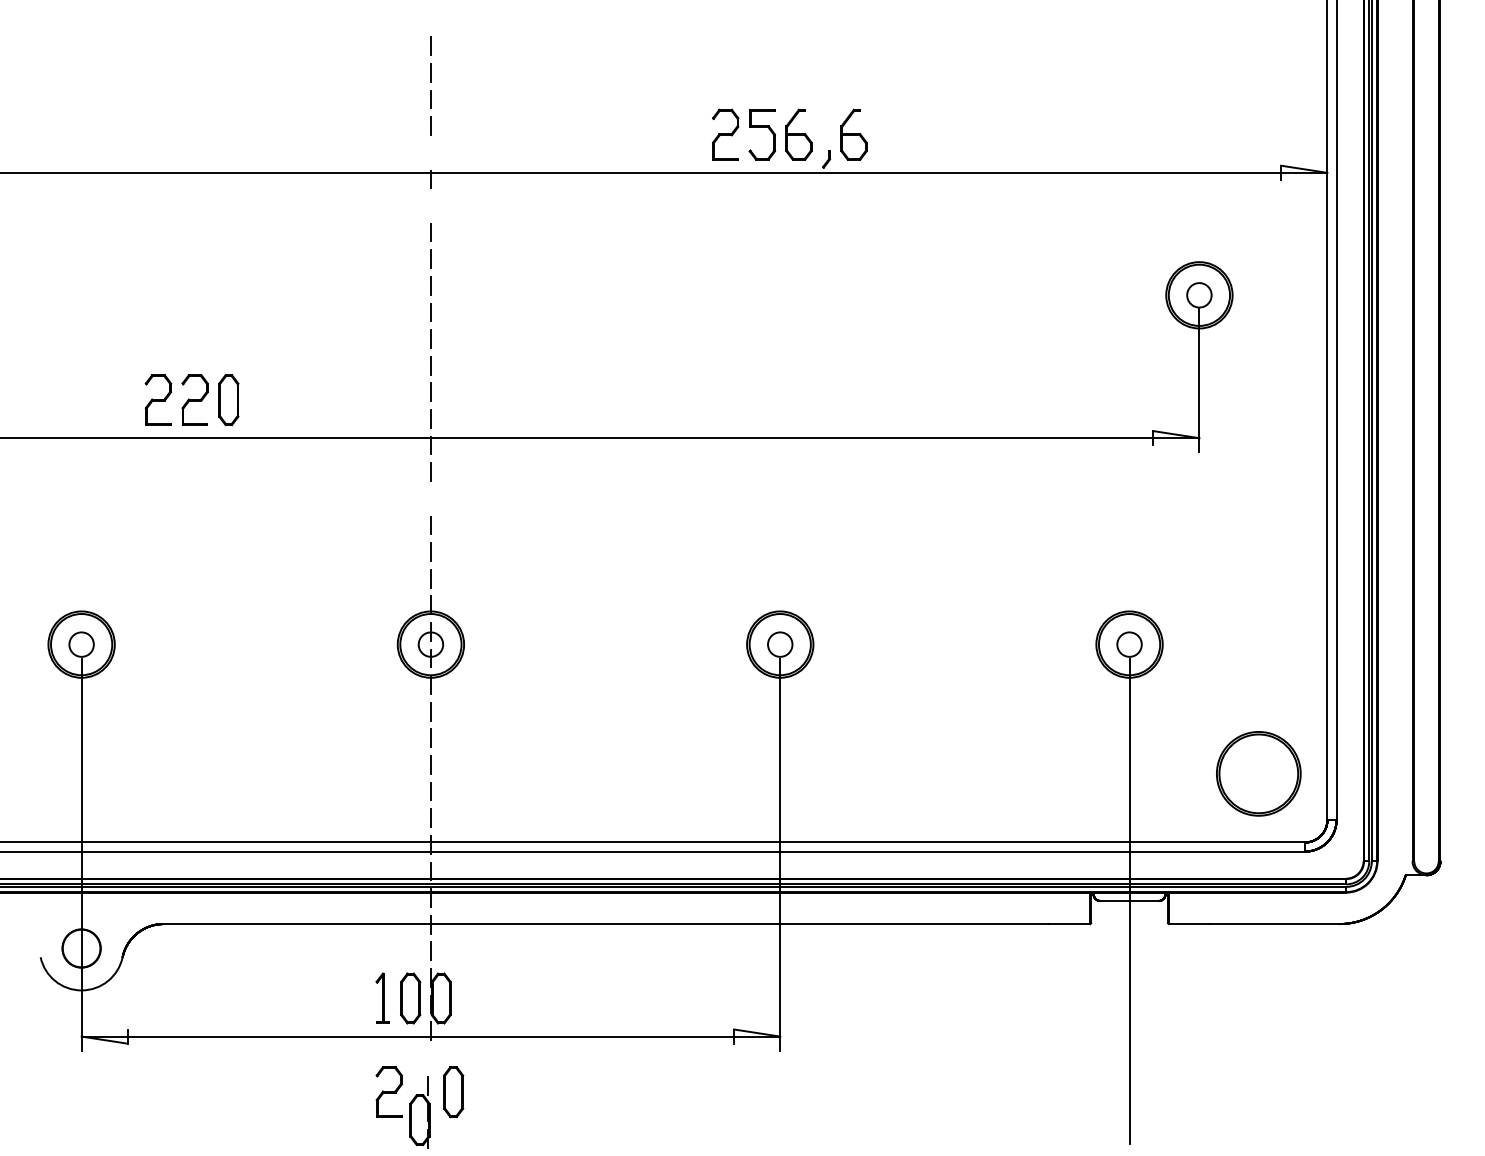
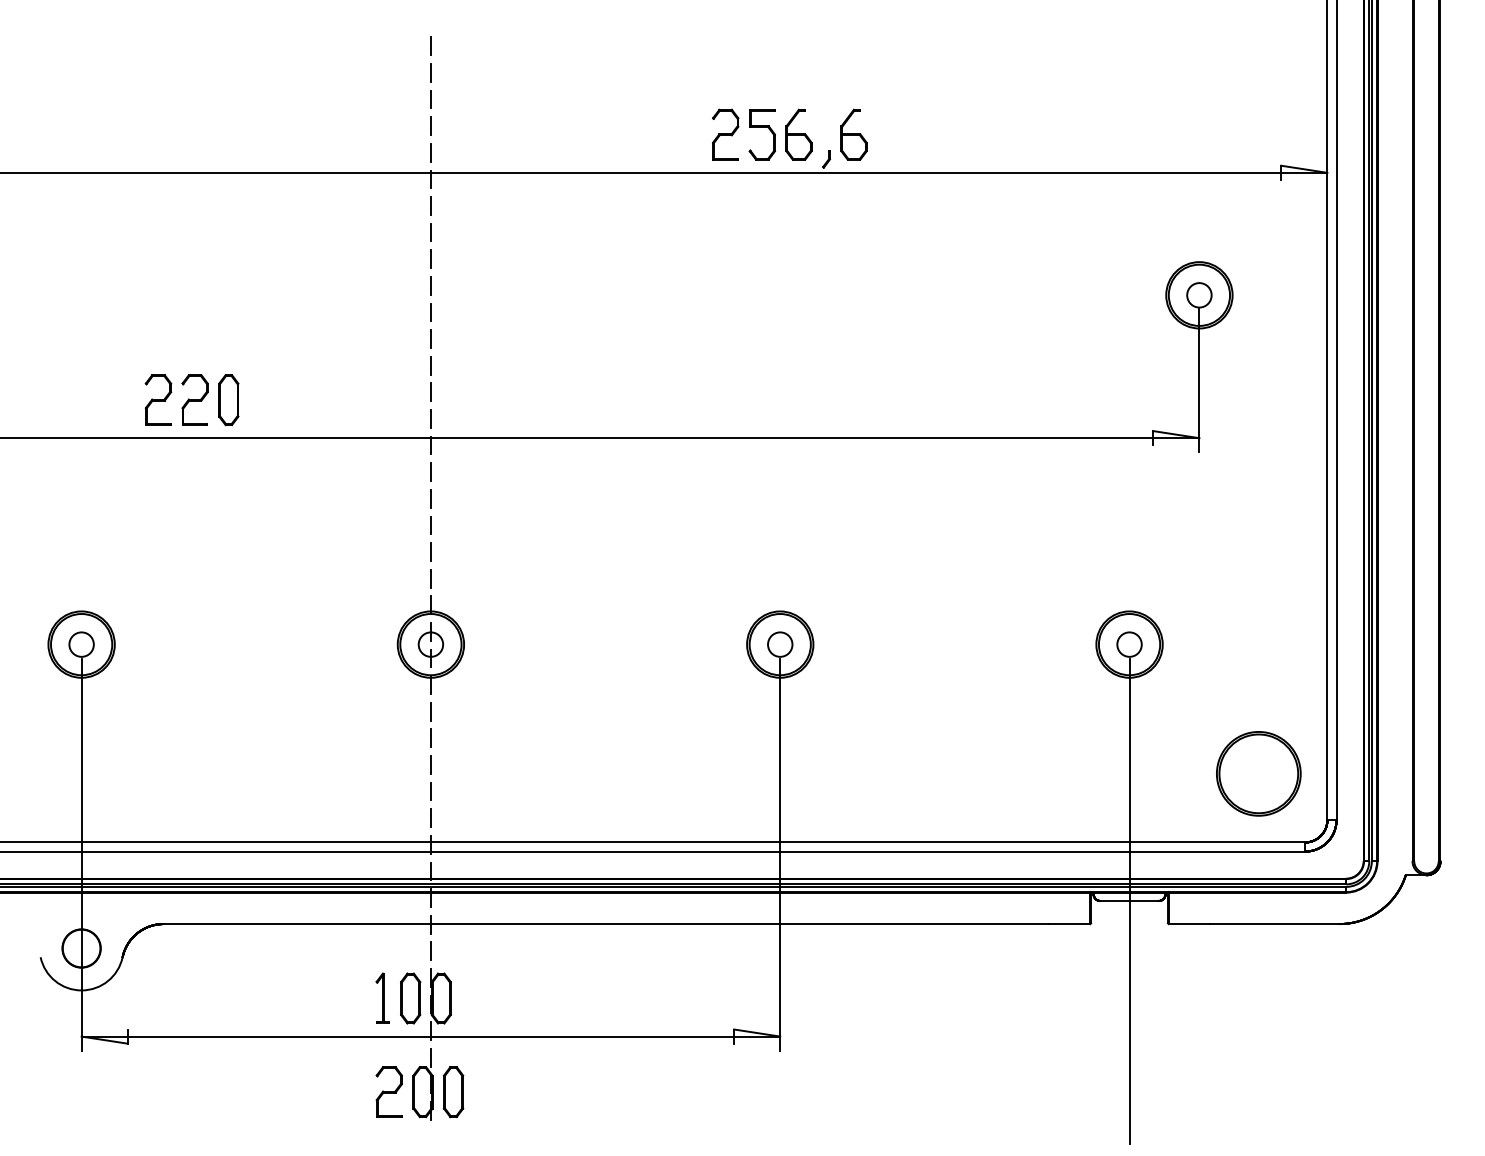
line: none -> present (430, 152)
line: none -> present (430, 205)
line: none -> present (430, 498)
part position: (419, 1112) -> (422, 1084) (422, 1084)
